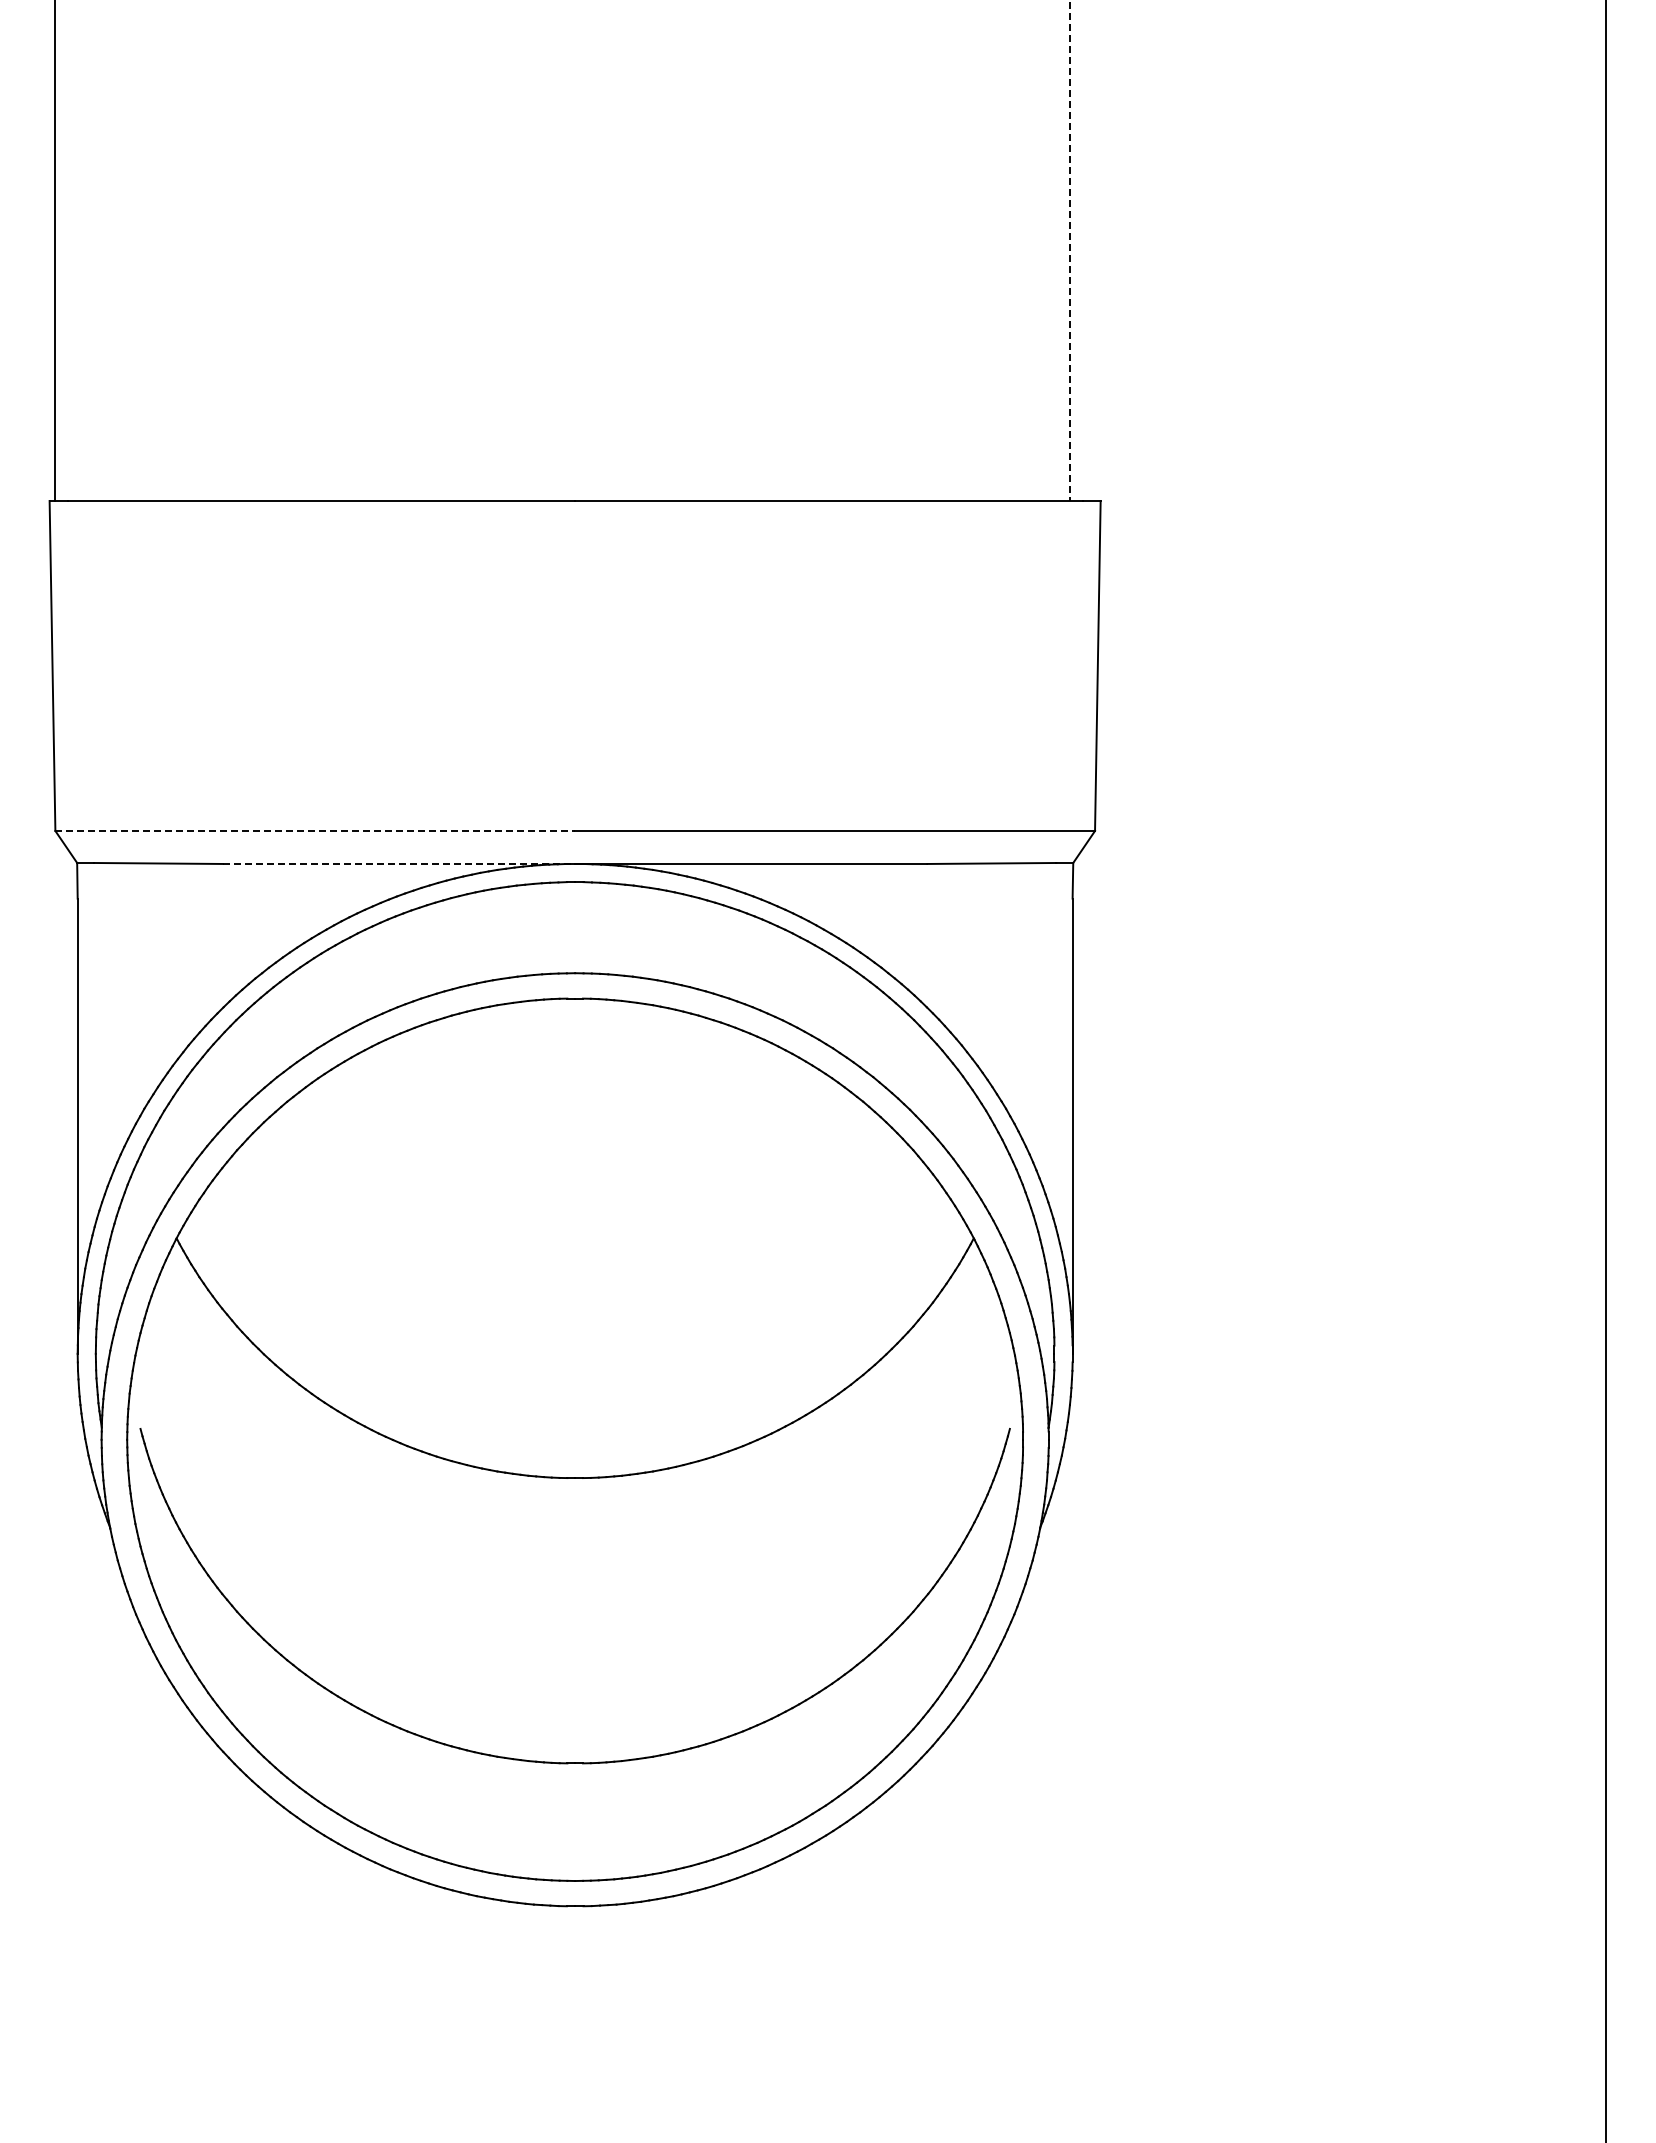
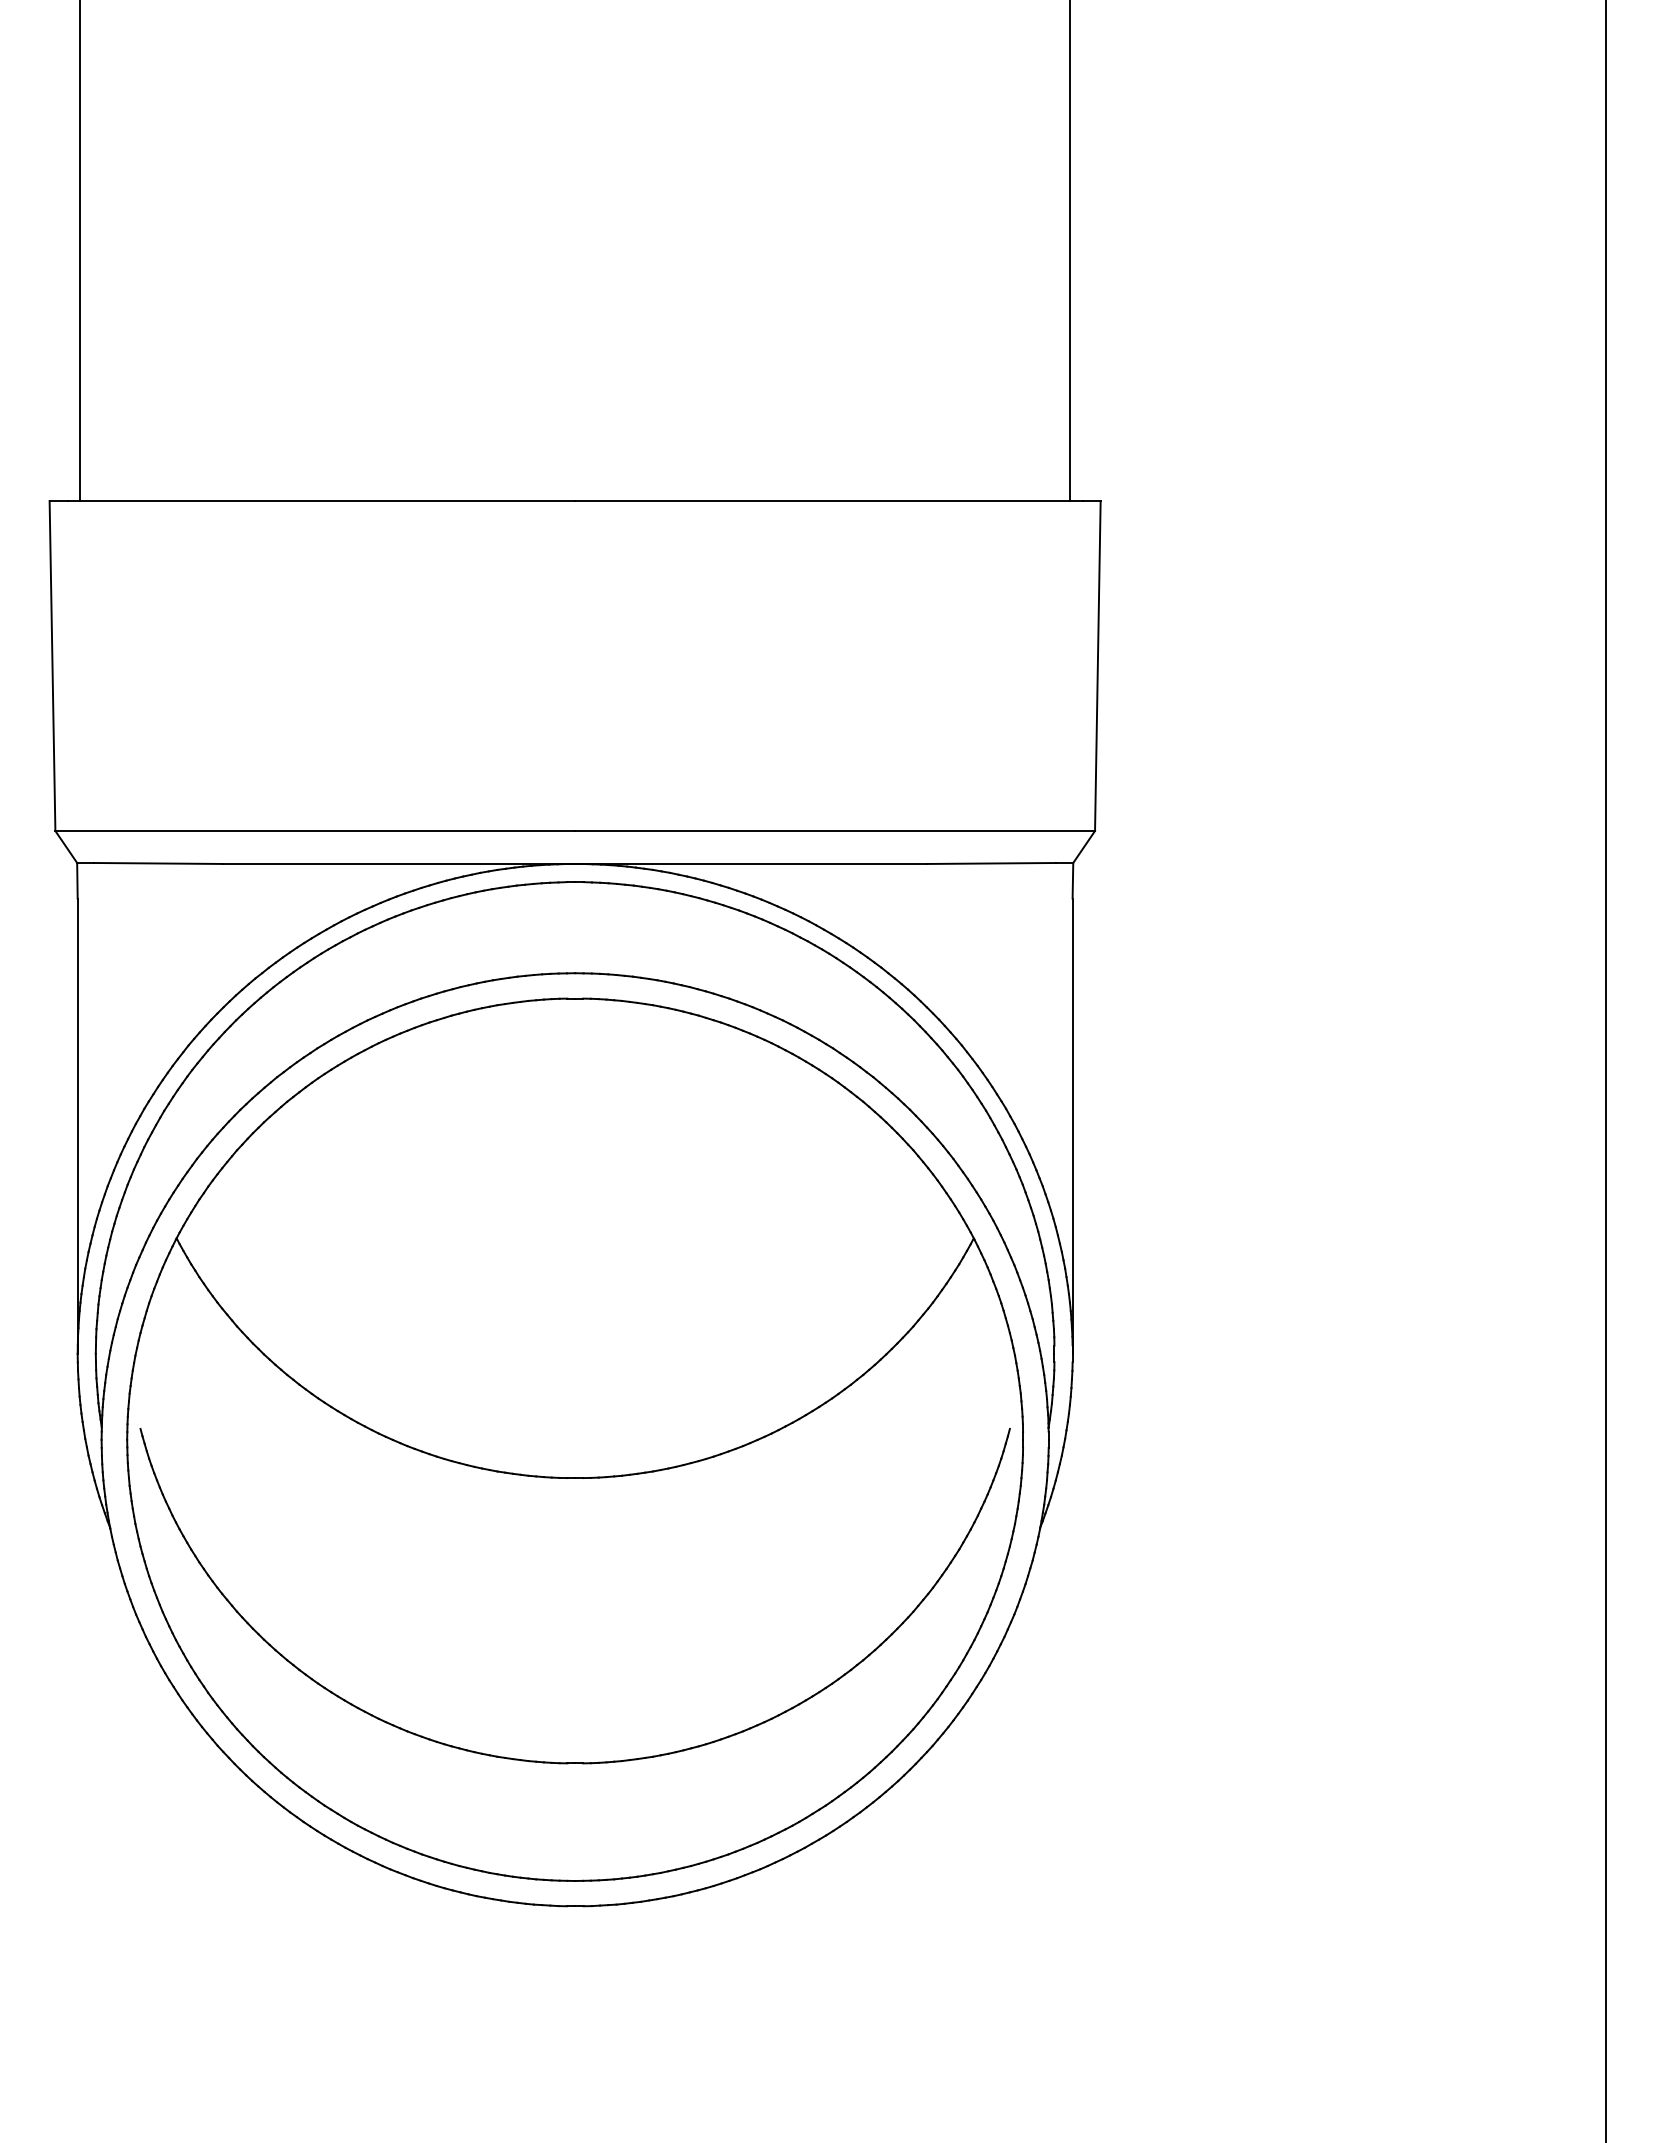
line position: (55, 251) -> (80, 251) (80, 251)
line: dashed -> solid (1070, 251)
line: dashed -> solid (315, 830)
line: dashed -> solid (399, 863)
